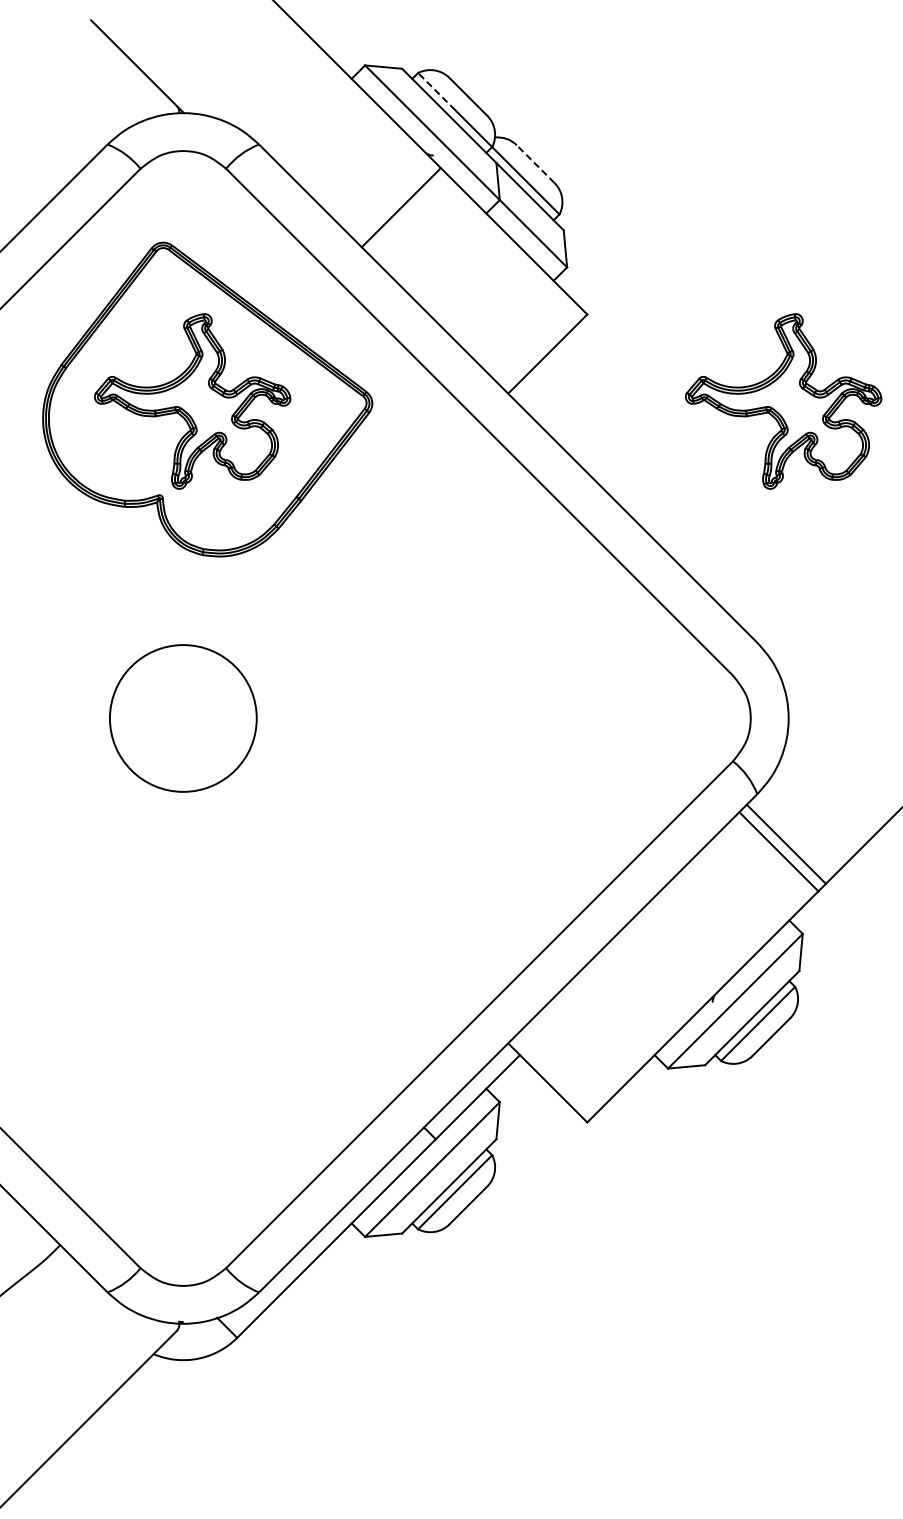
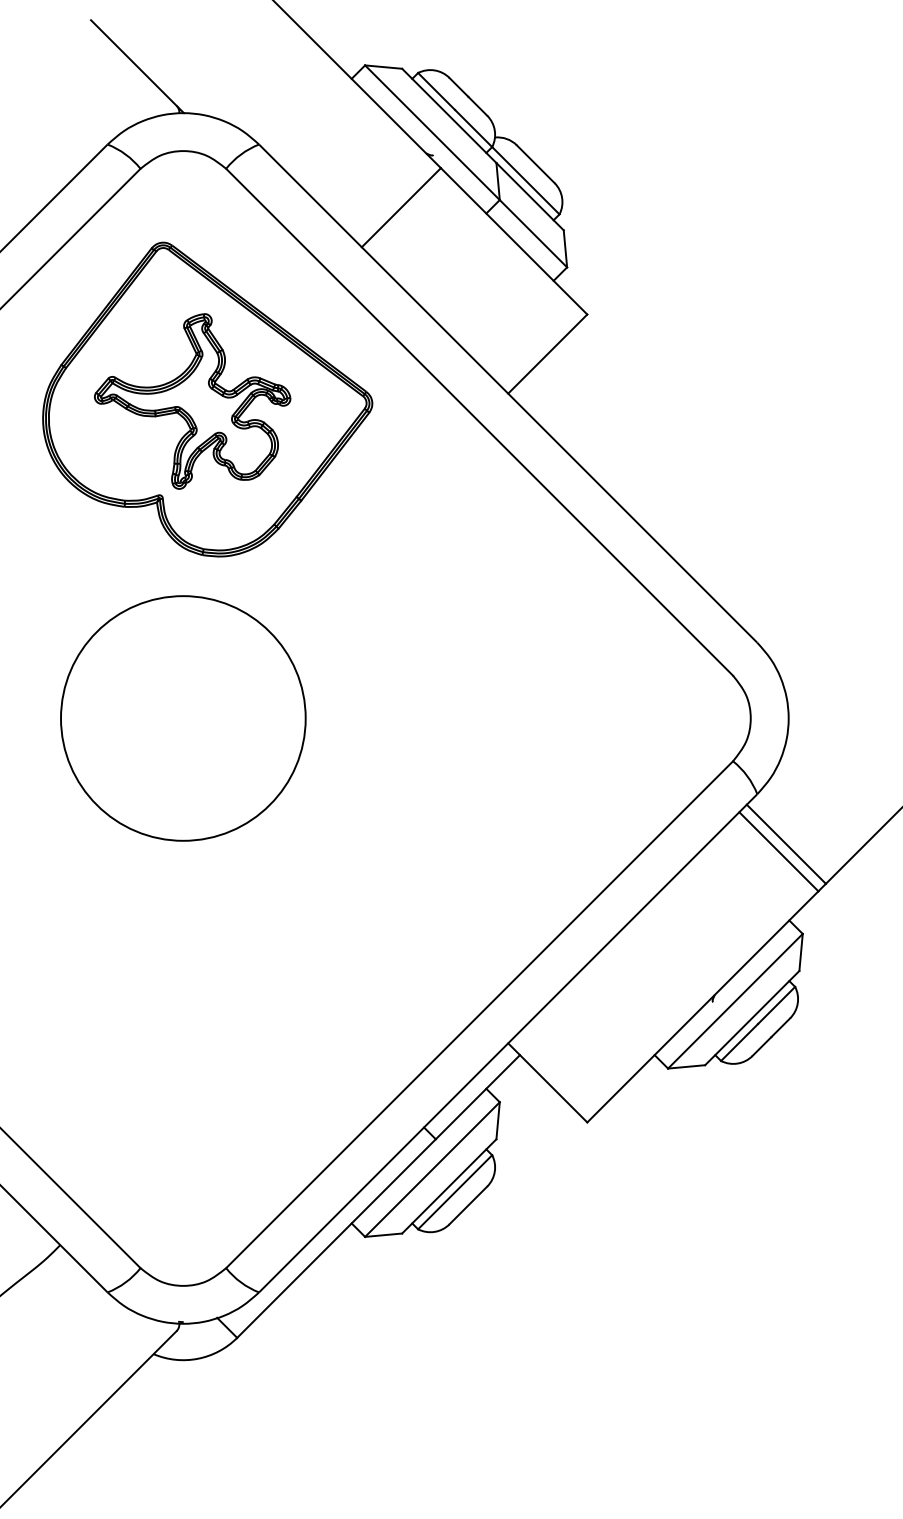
line: dashed -> solid (436, 91)
line: dashed -> solid (535, 164)
part: present -> none (783, 401)
circle diameter: 147 px -> 245 px (183, 718)
